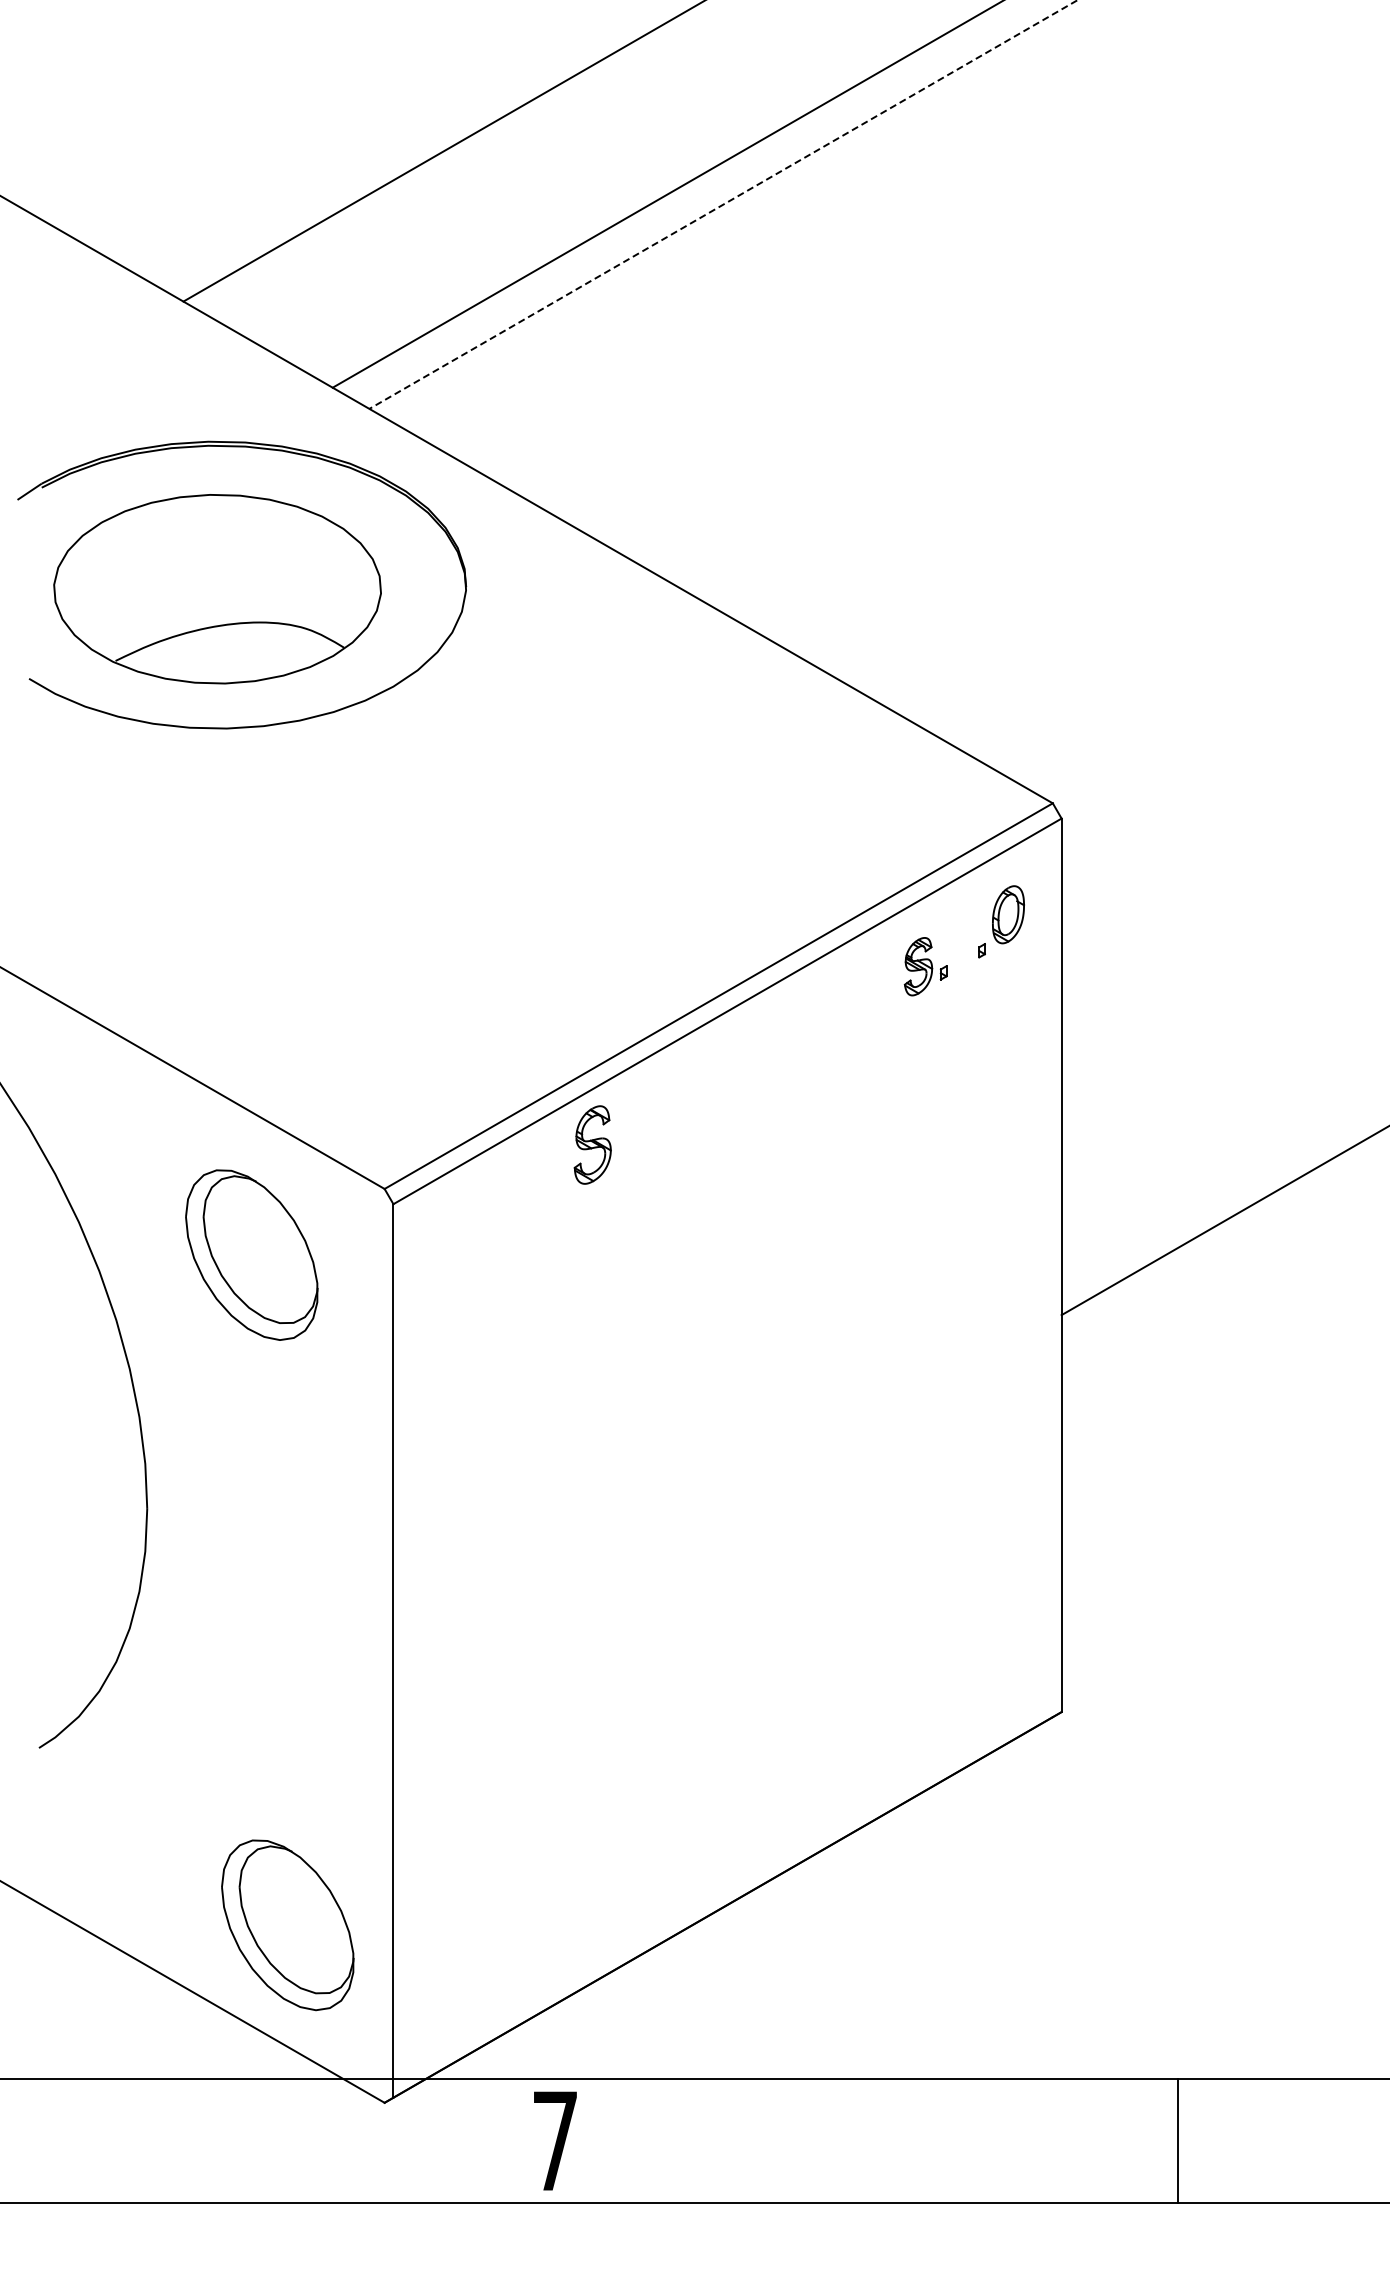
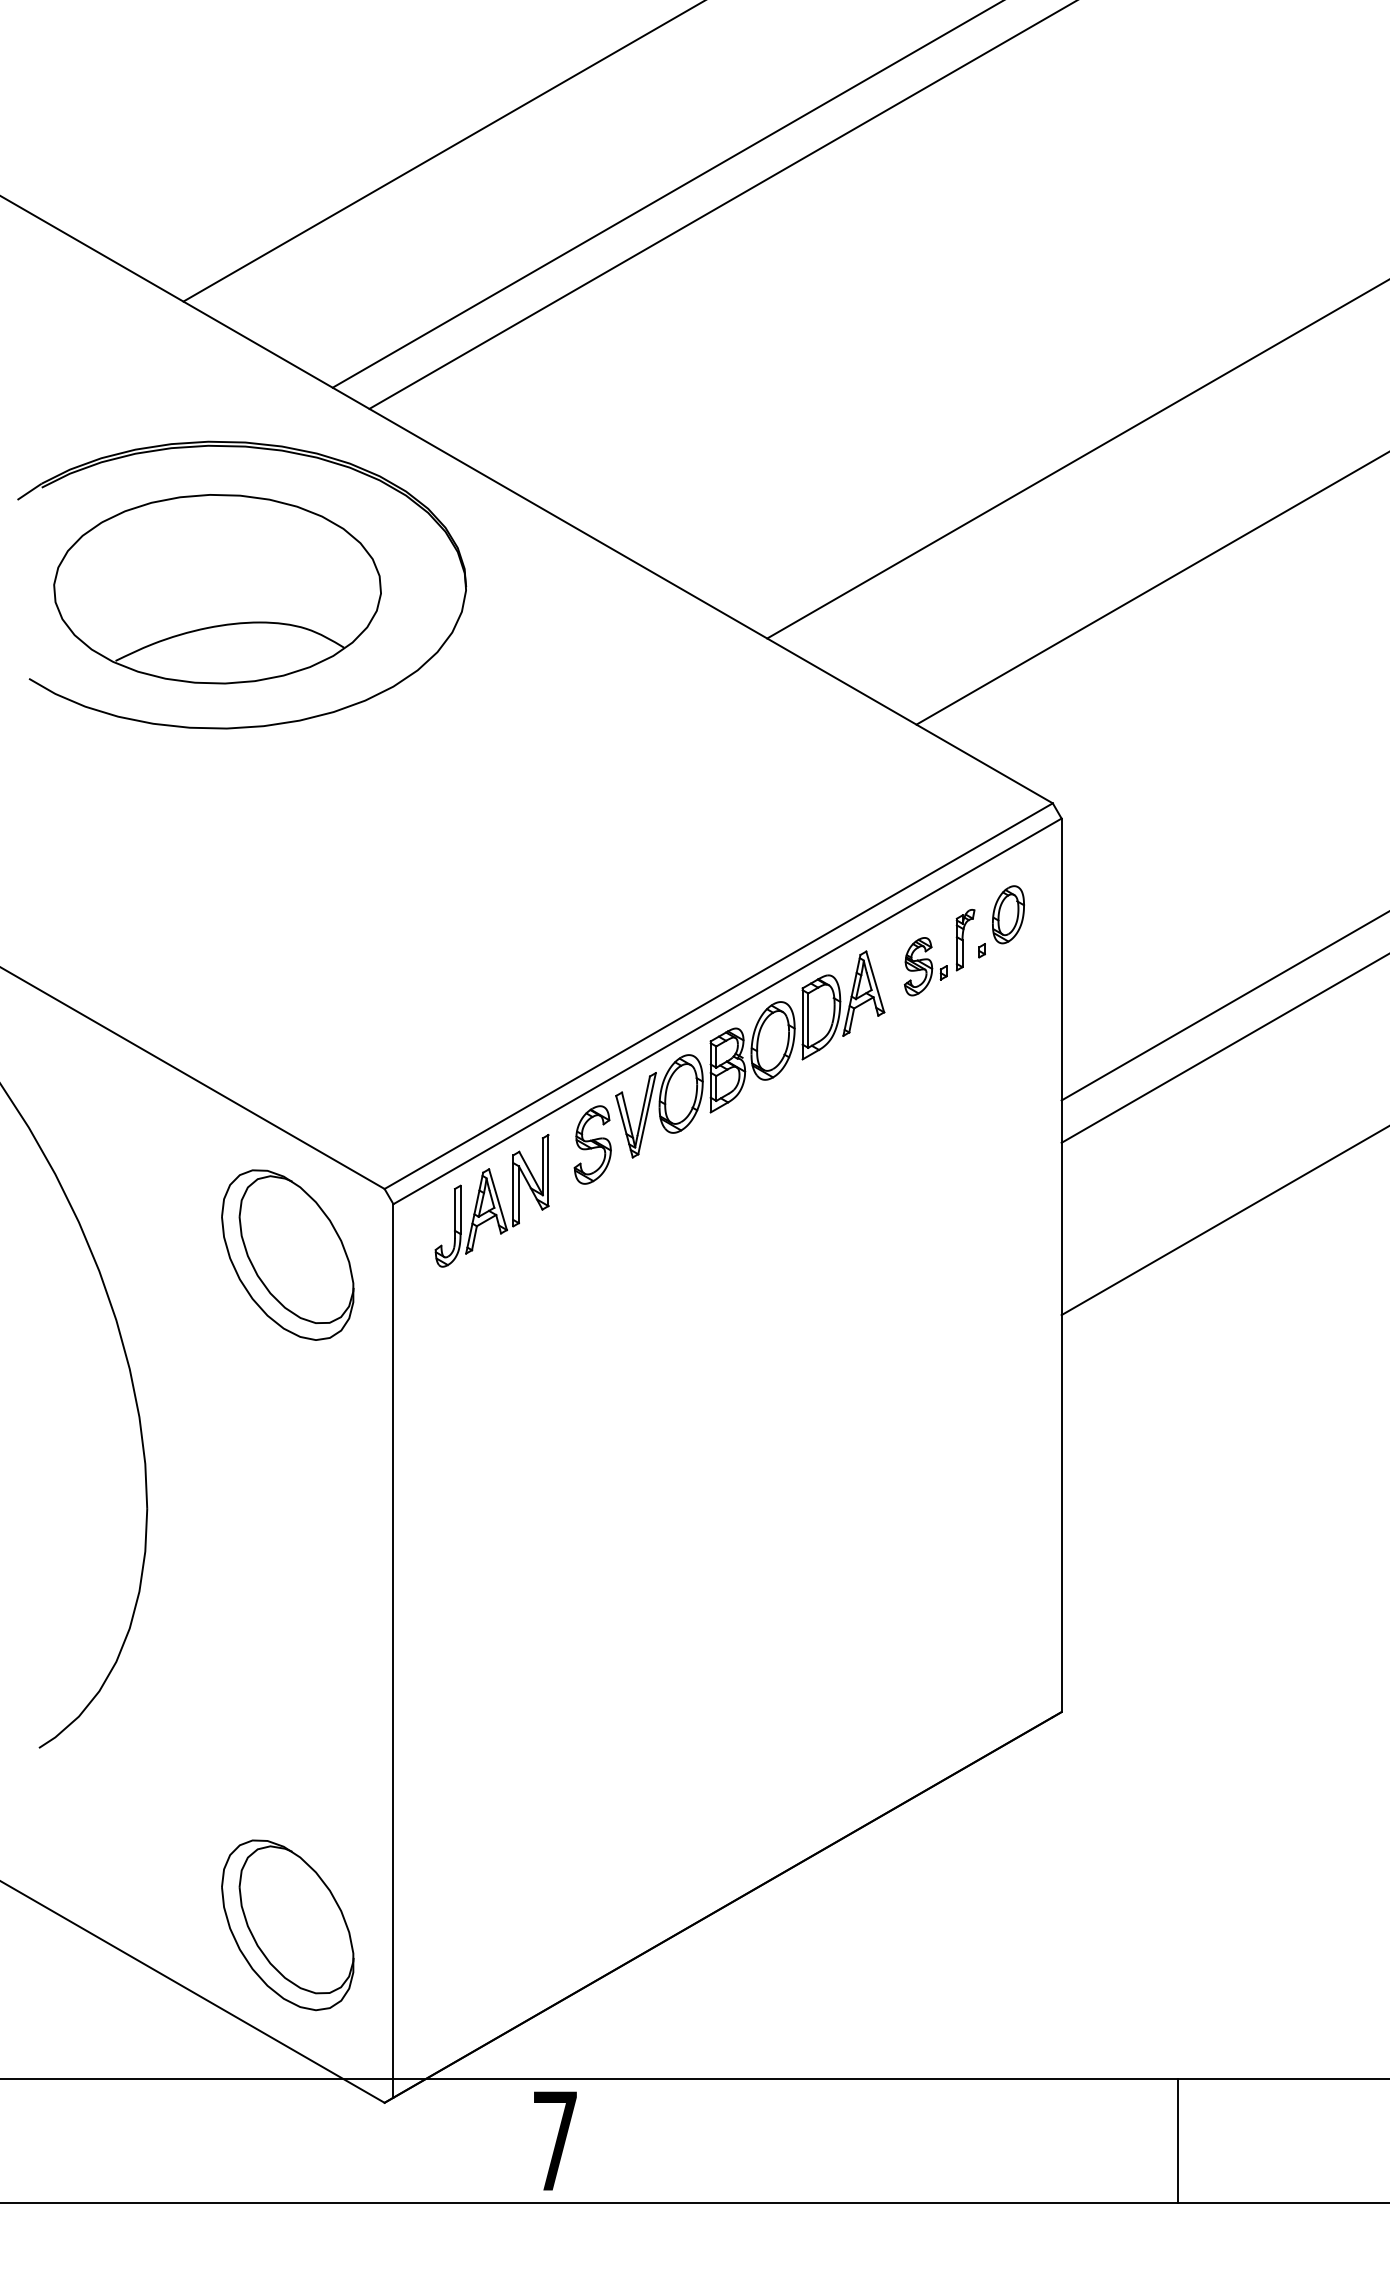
line: dashed -> solid (723, 204)
line: none -> present (1076, 459)
line: none -> present (1151, 588)
part: none -> present (965, 940)
line: none -> present (1223, 1006)
line: none -> present (1223, 1048)
part: none -> present (750, 1054)
part: none -> present (491, 1200)
part position: (251, 1254) -> (287, 1254) (287, 1254)
